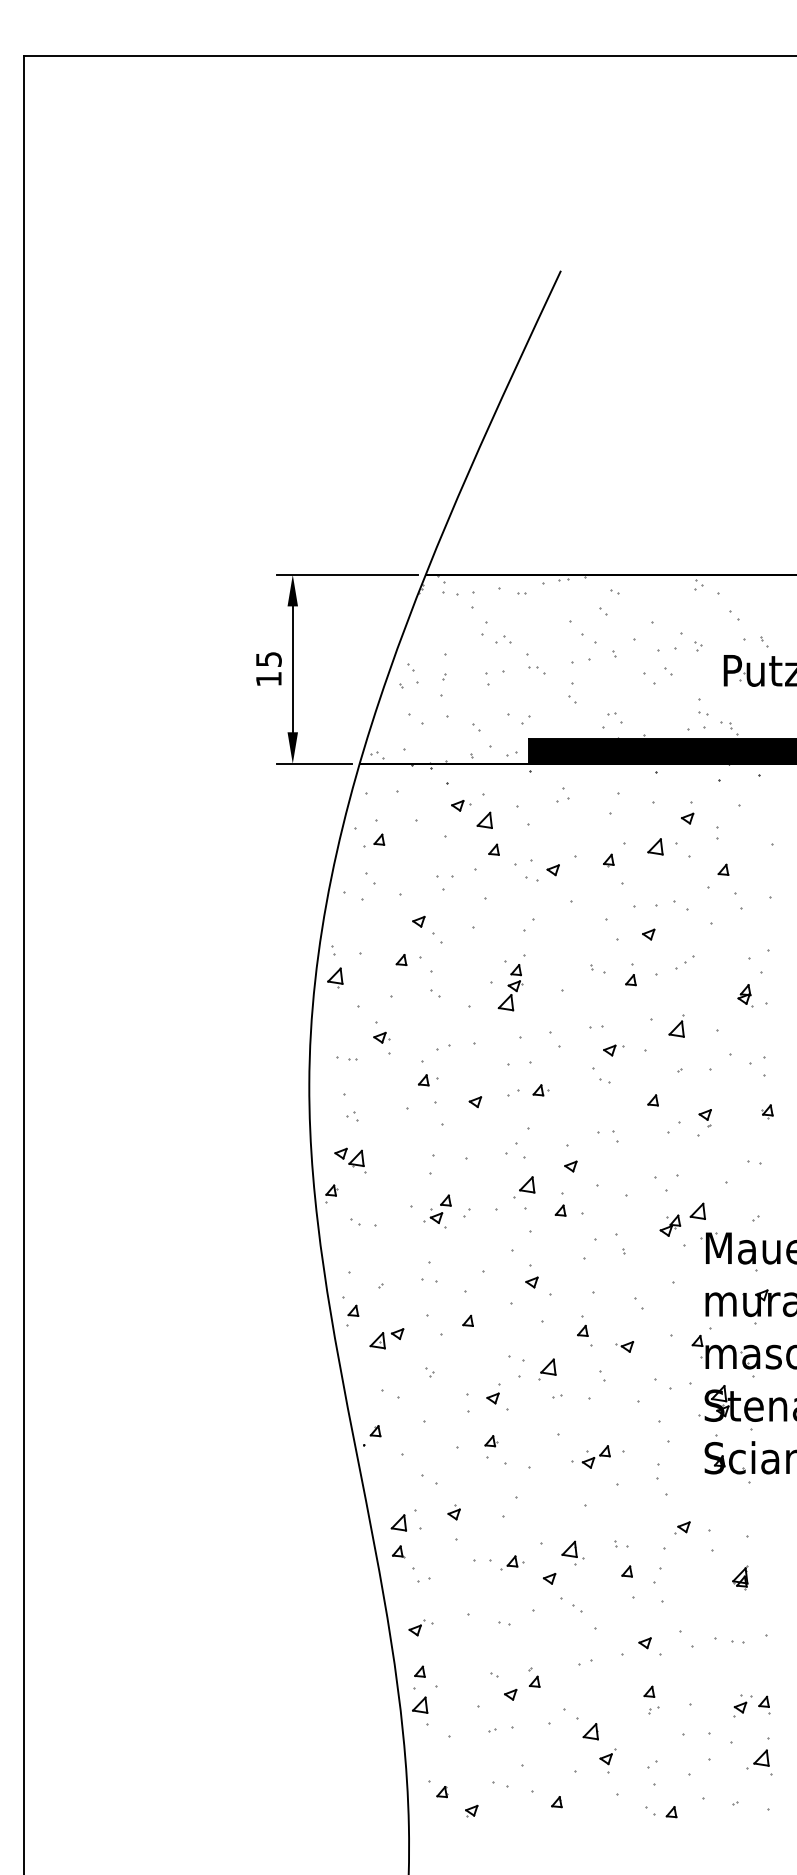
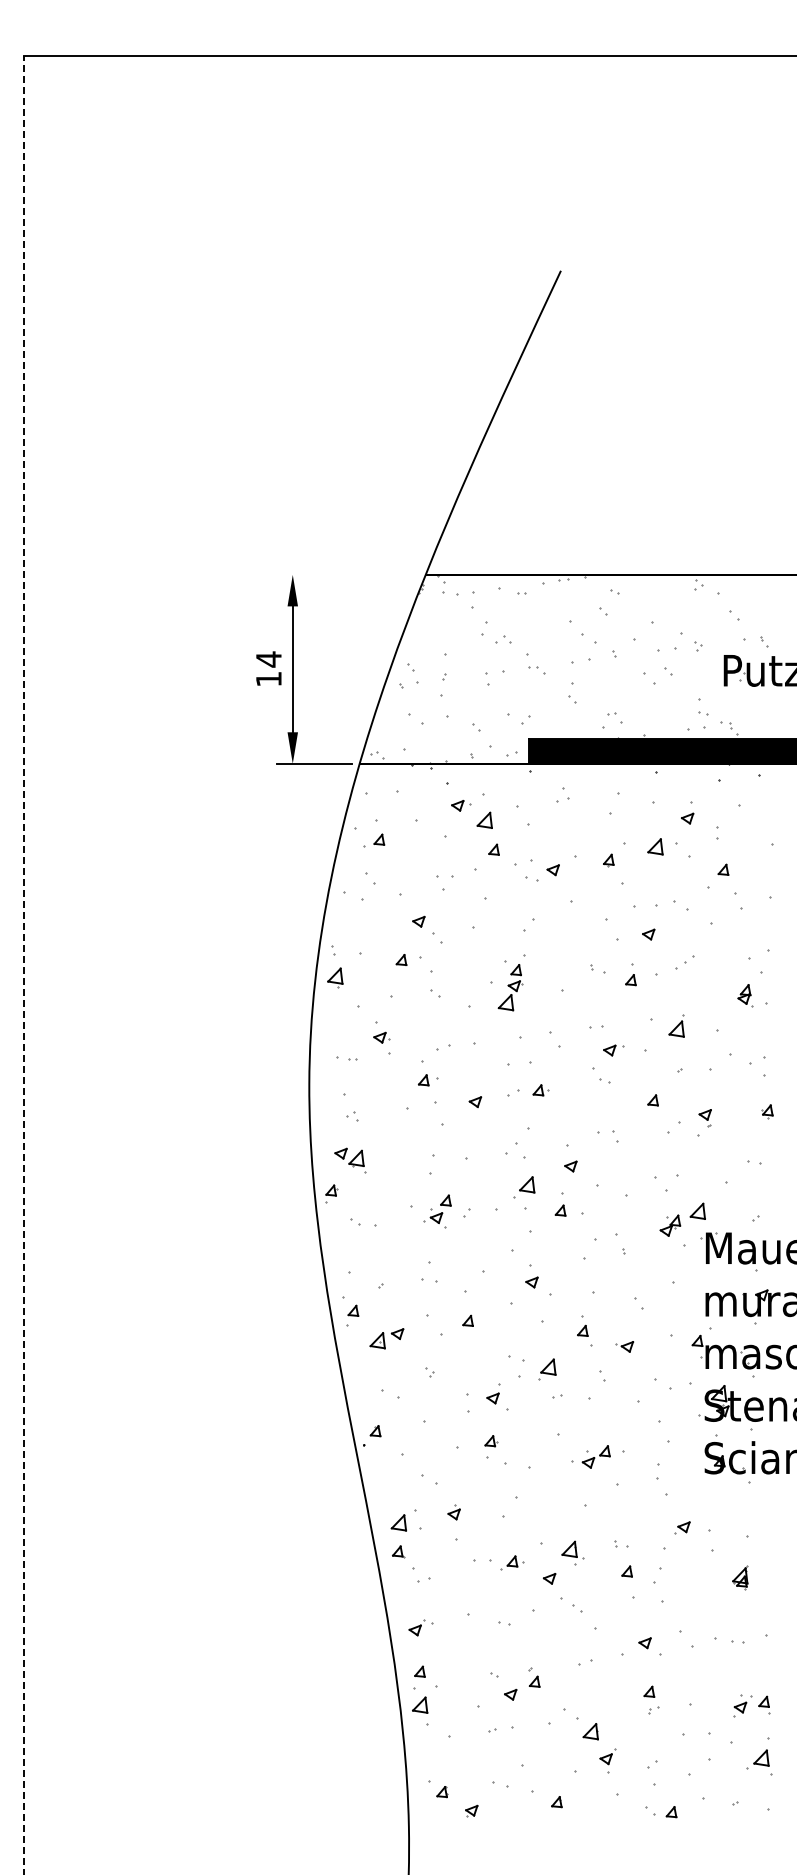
line: present -> none (347, 574)
text: 15 -> 14 (268, 659)
line: solid -> dashed (23, 965)
